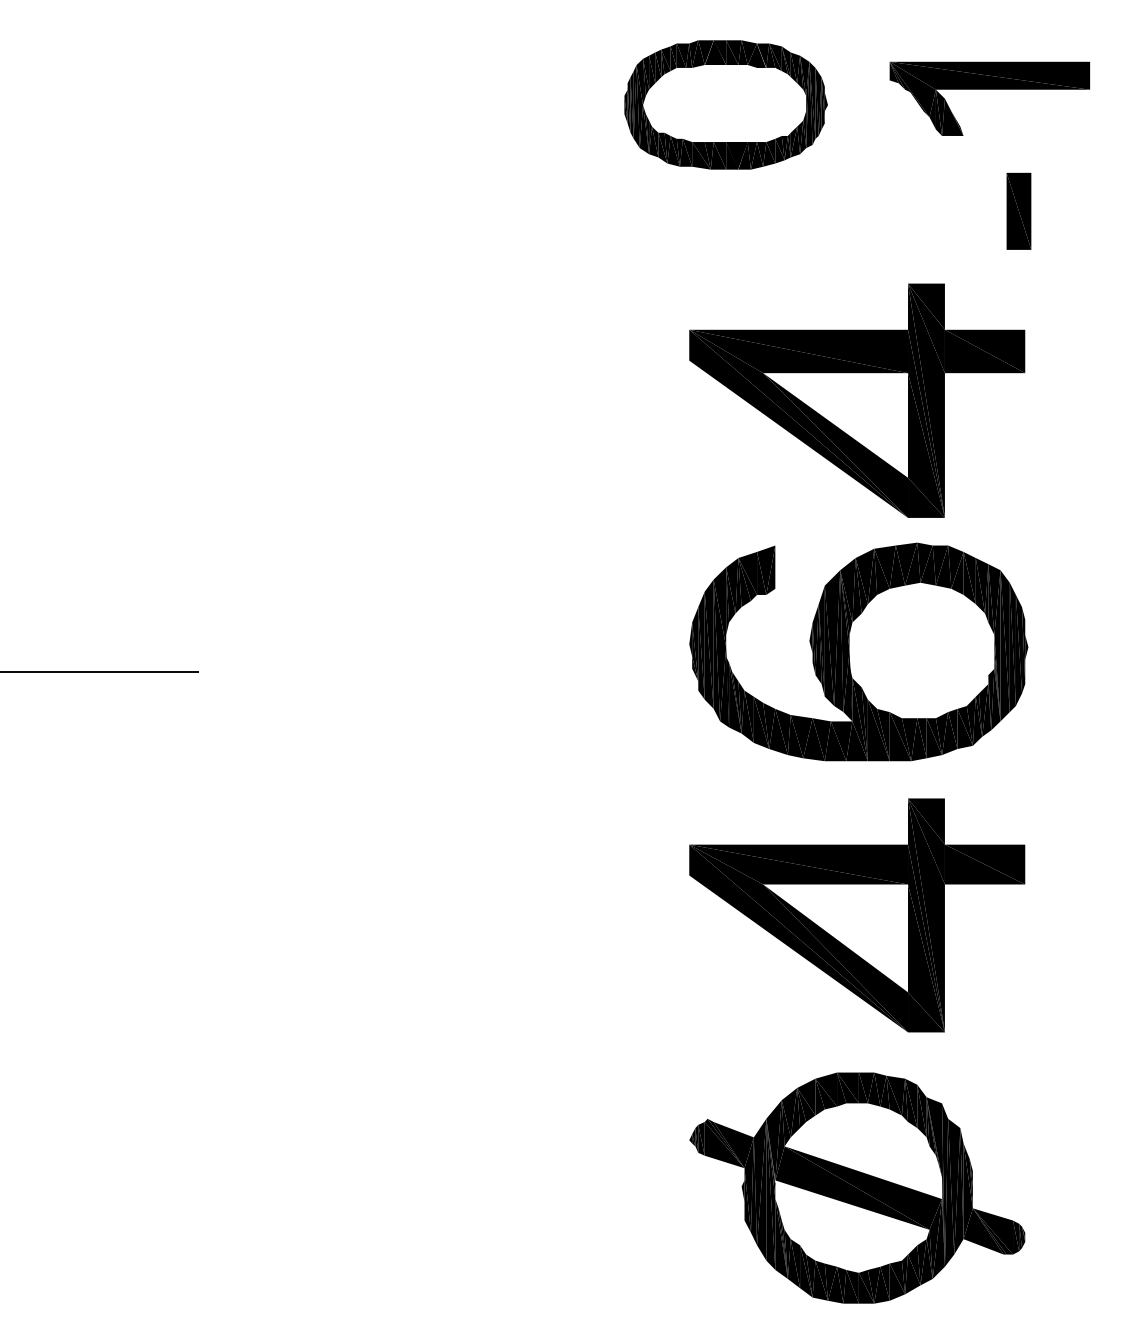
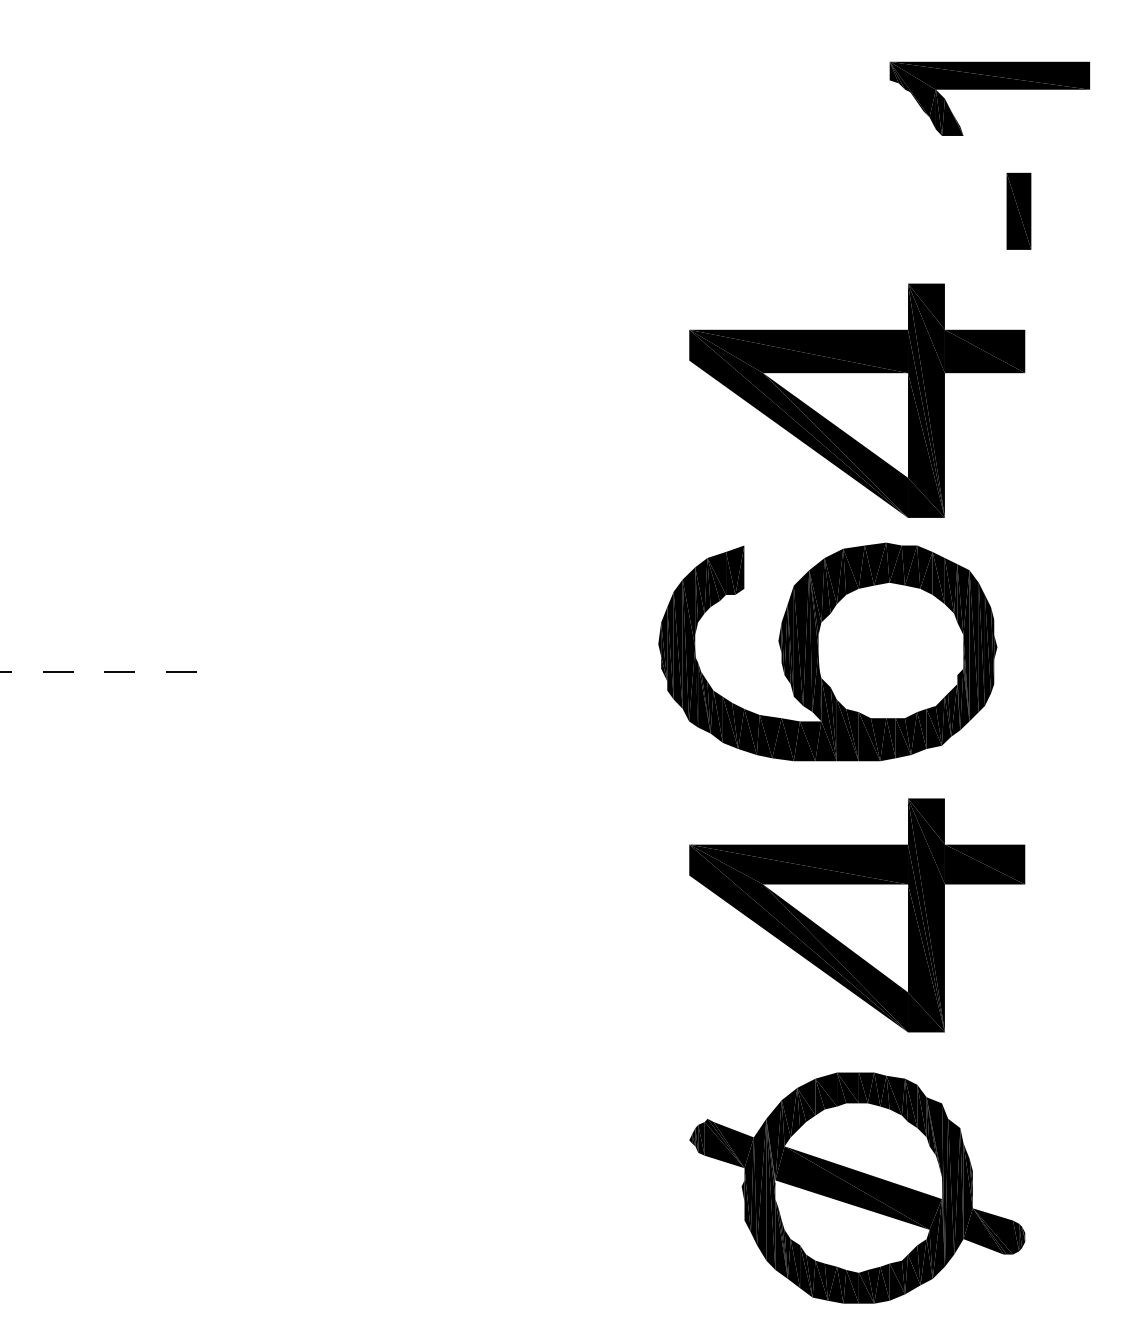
part: present -> none (725, 104)
part position: (858, 651) -> (827, 651) (827, 651)
line: solid -> dashed (99, 671)
